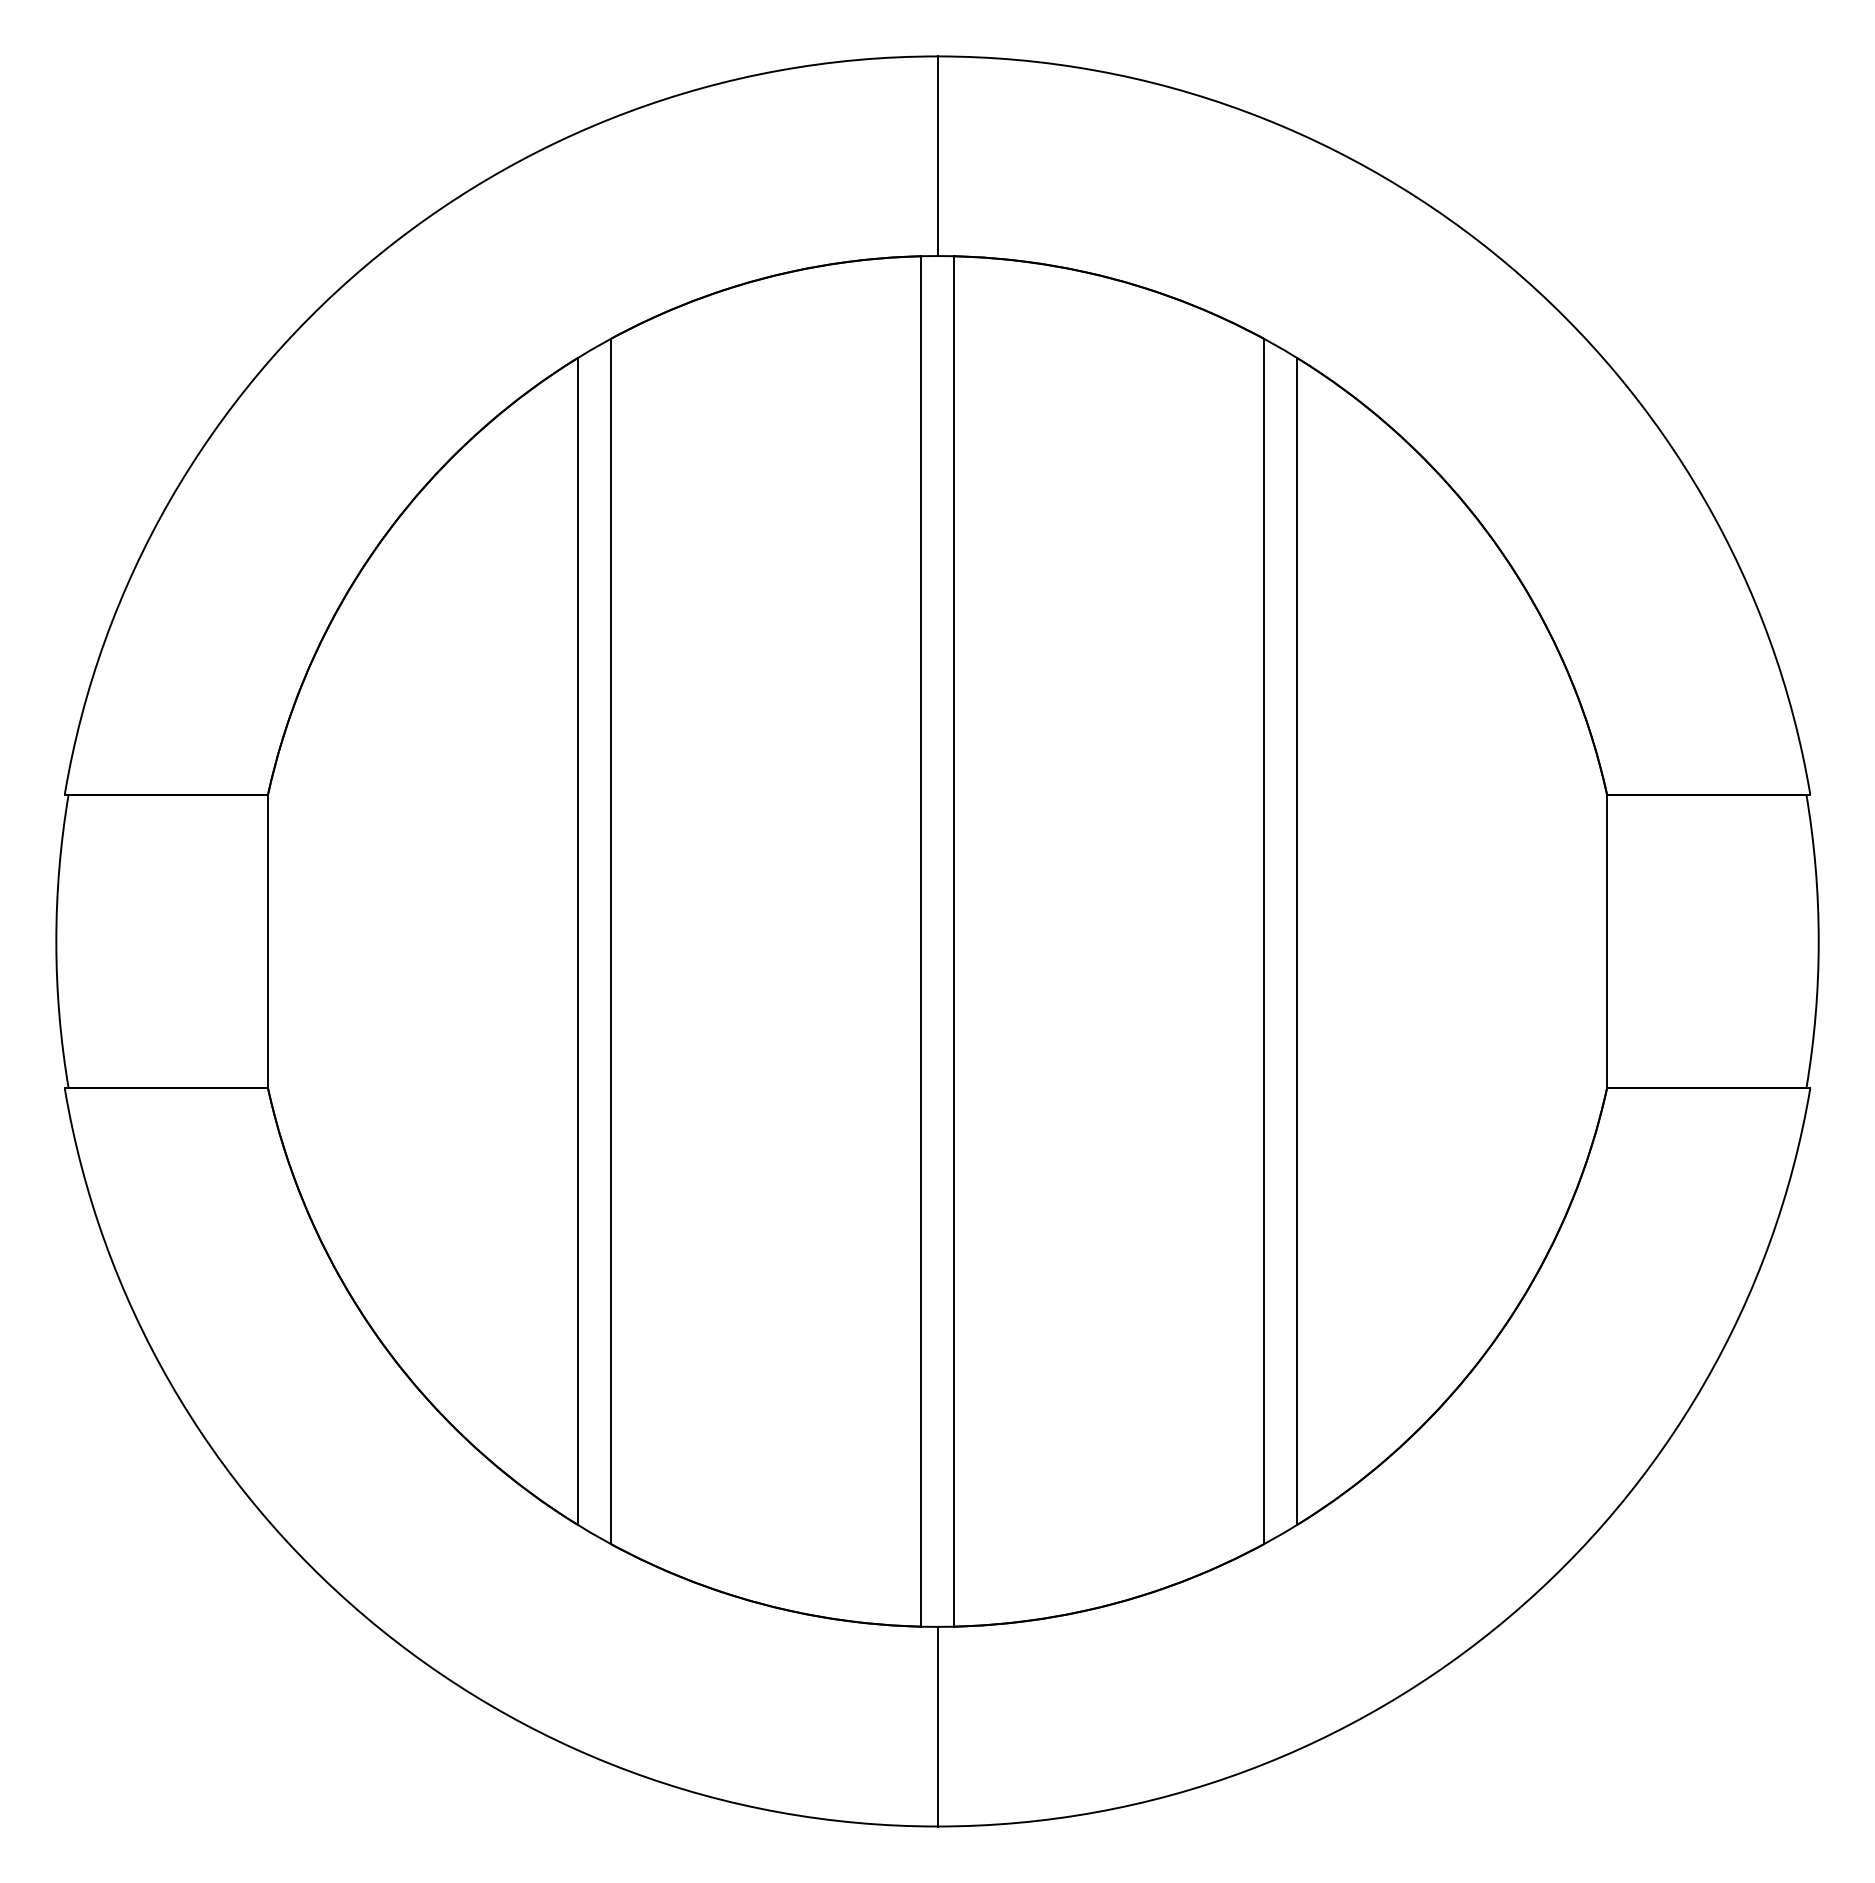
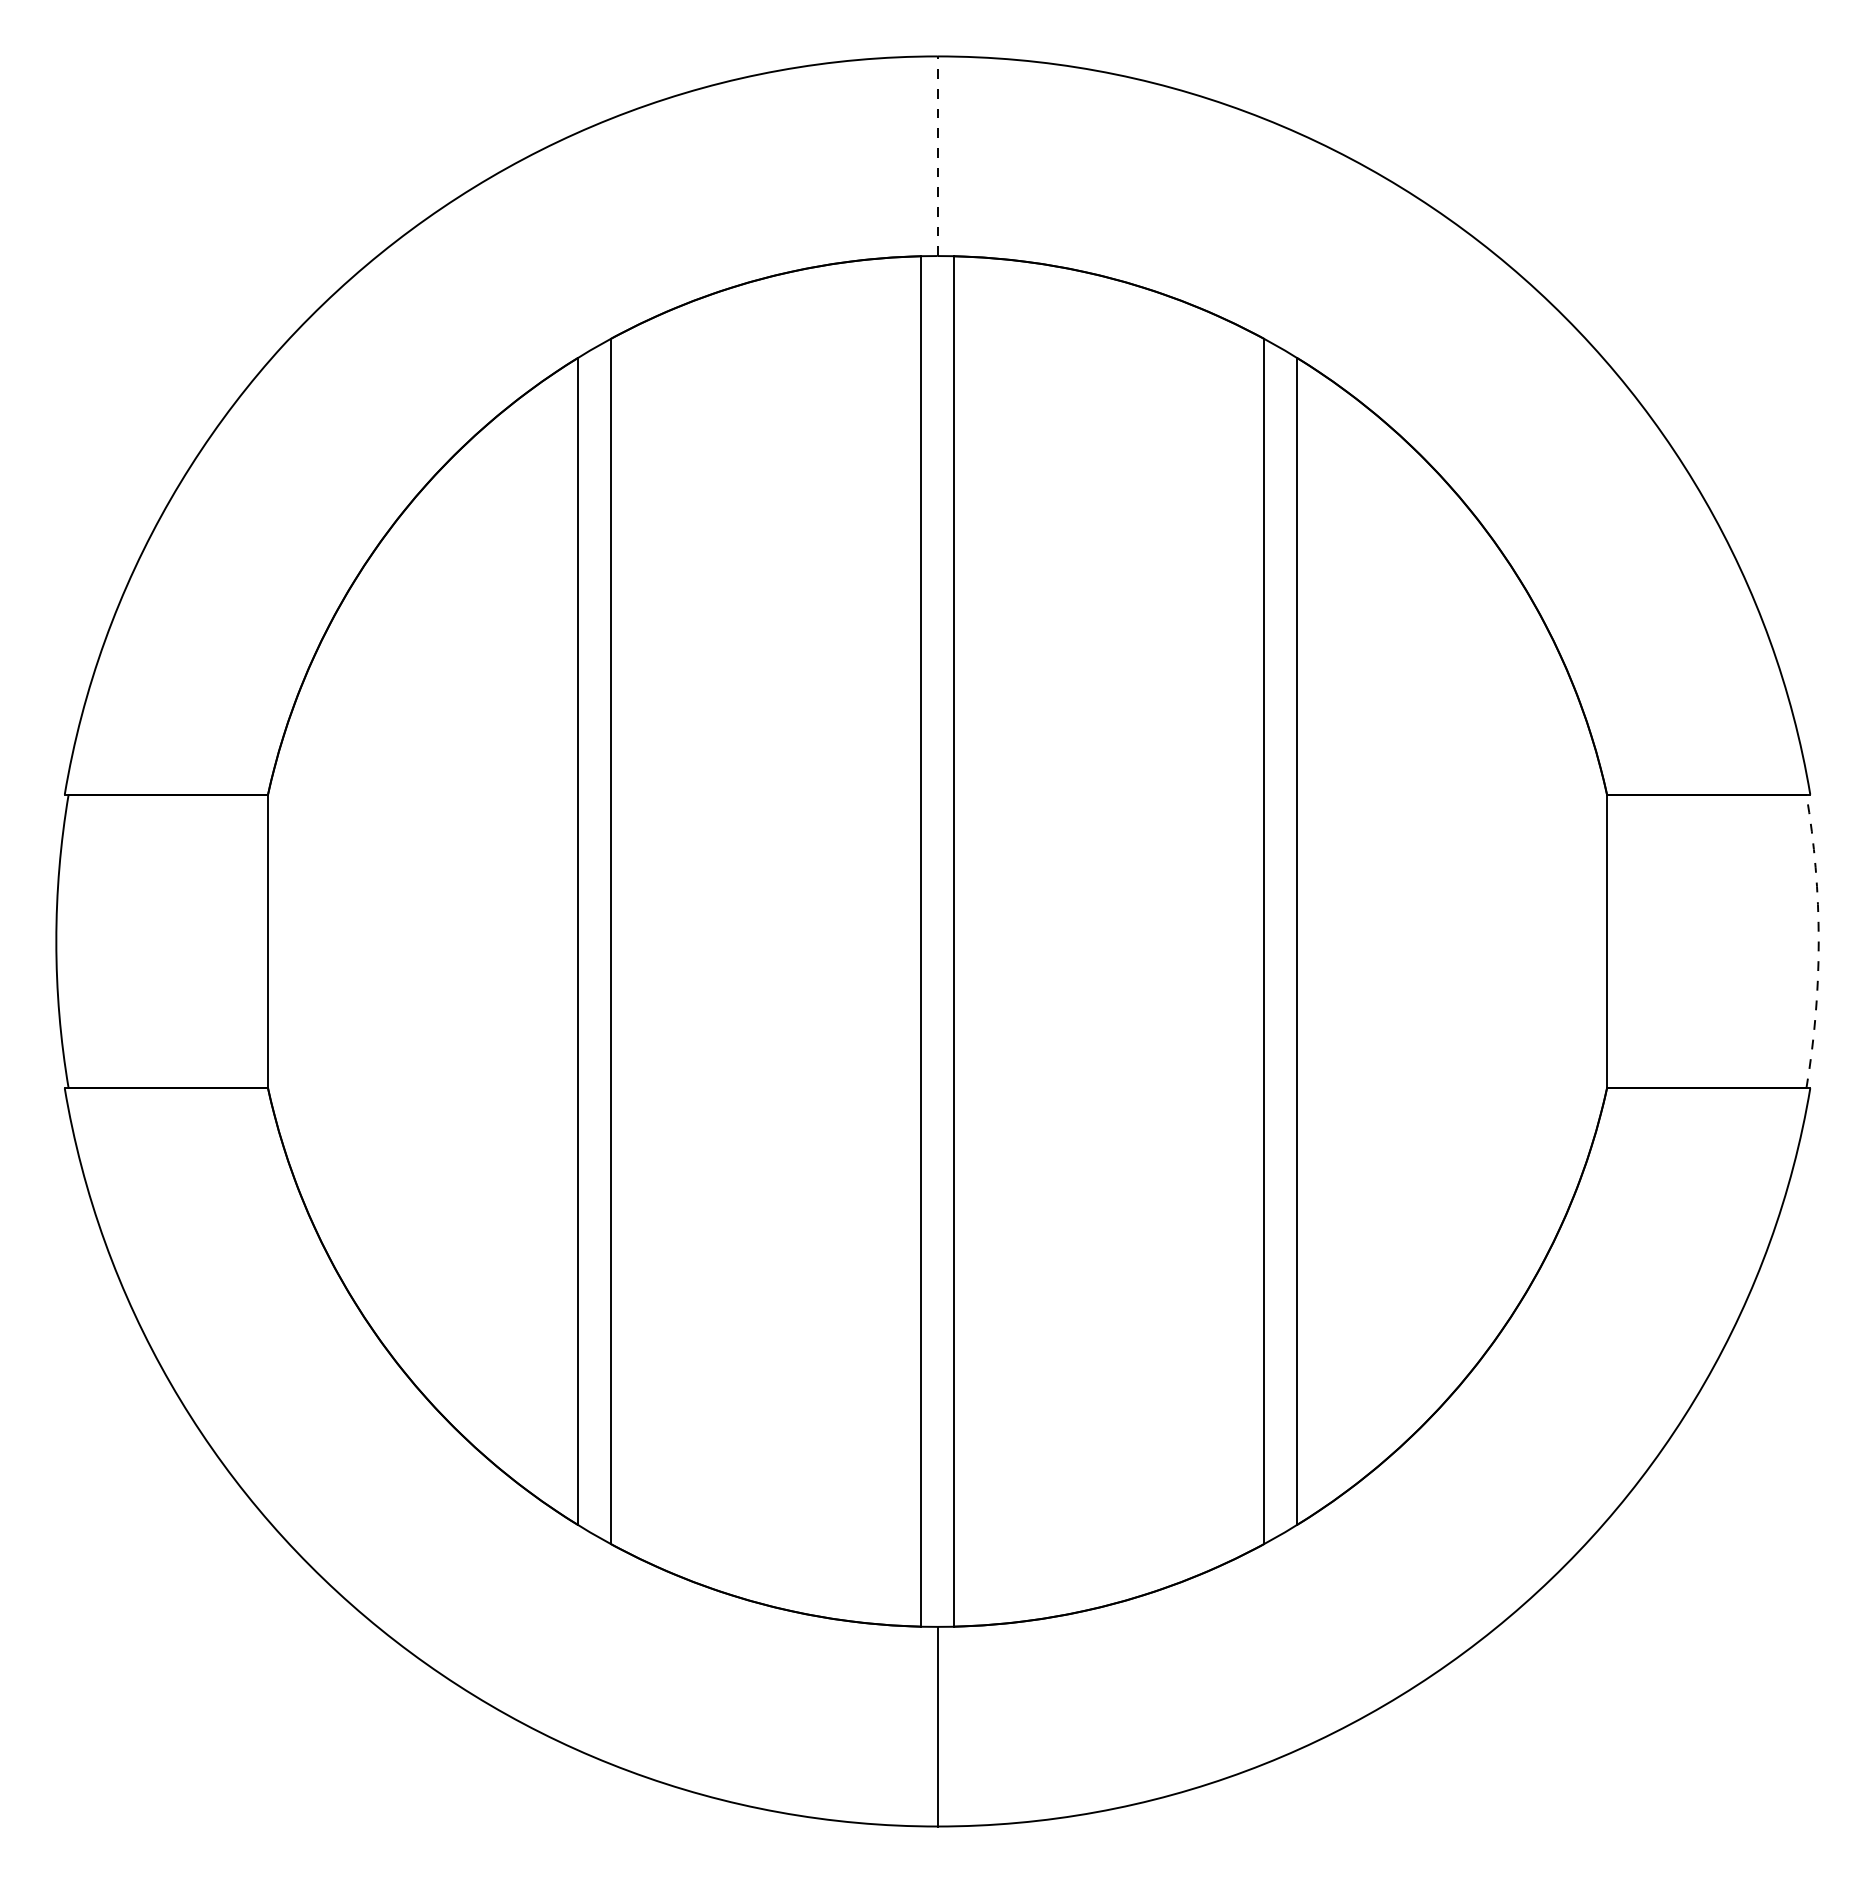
line: solid -> dashed (937, 156)
arc: solid -> dashed (1818, 941)
